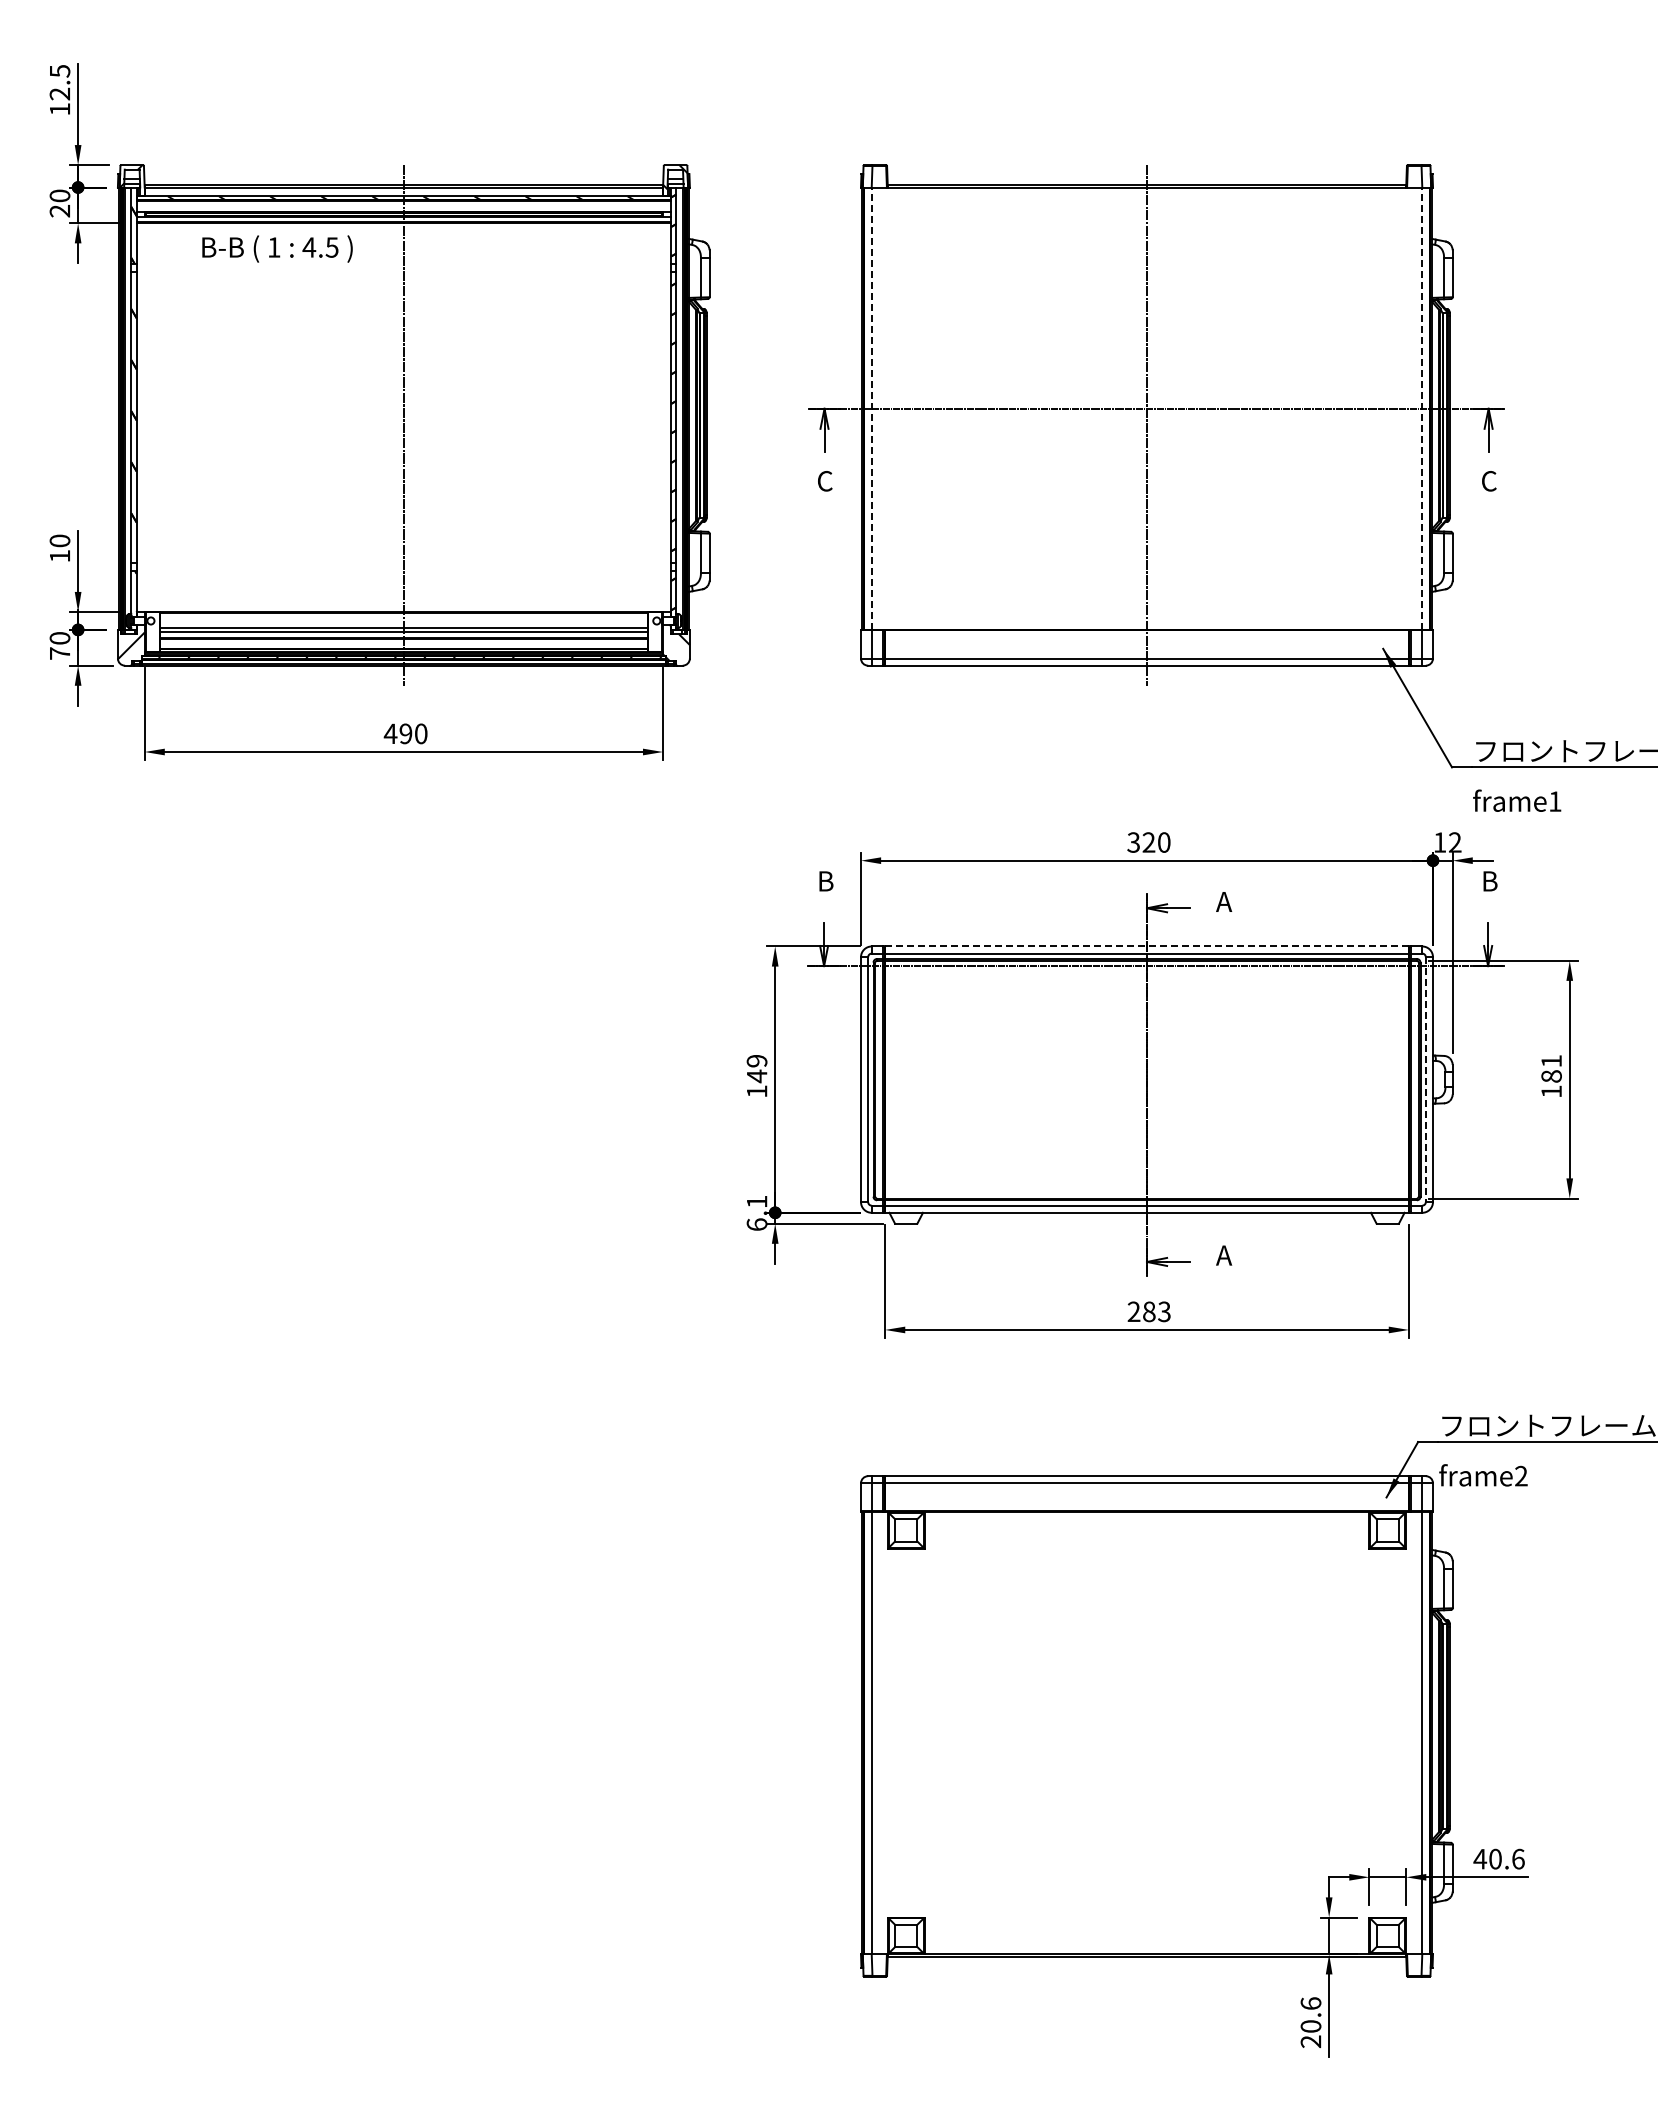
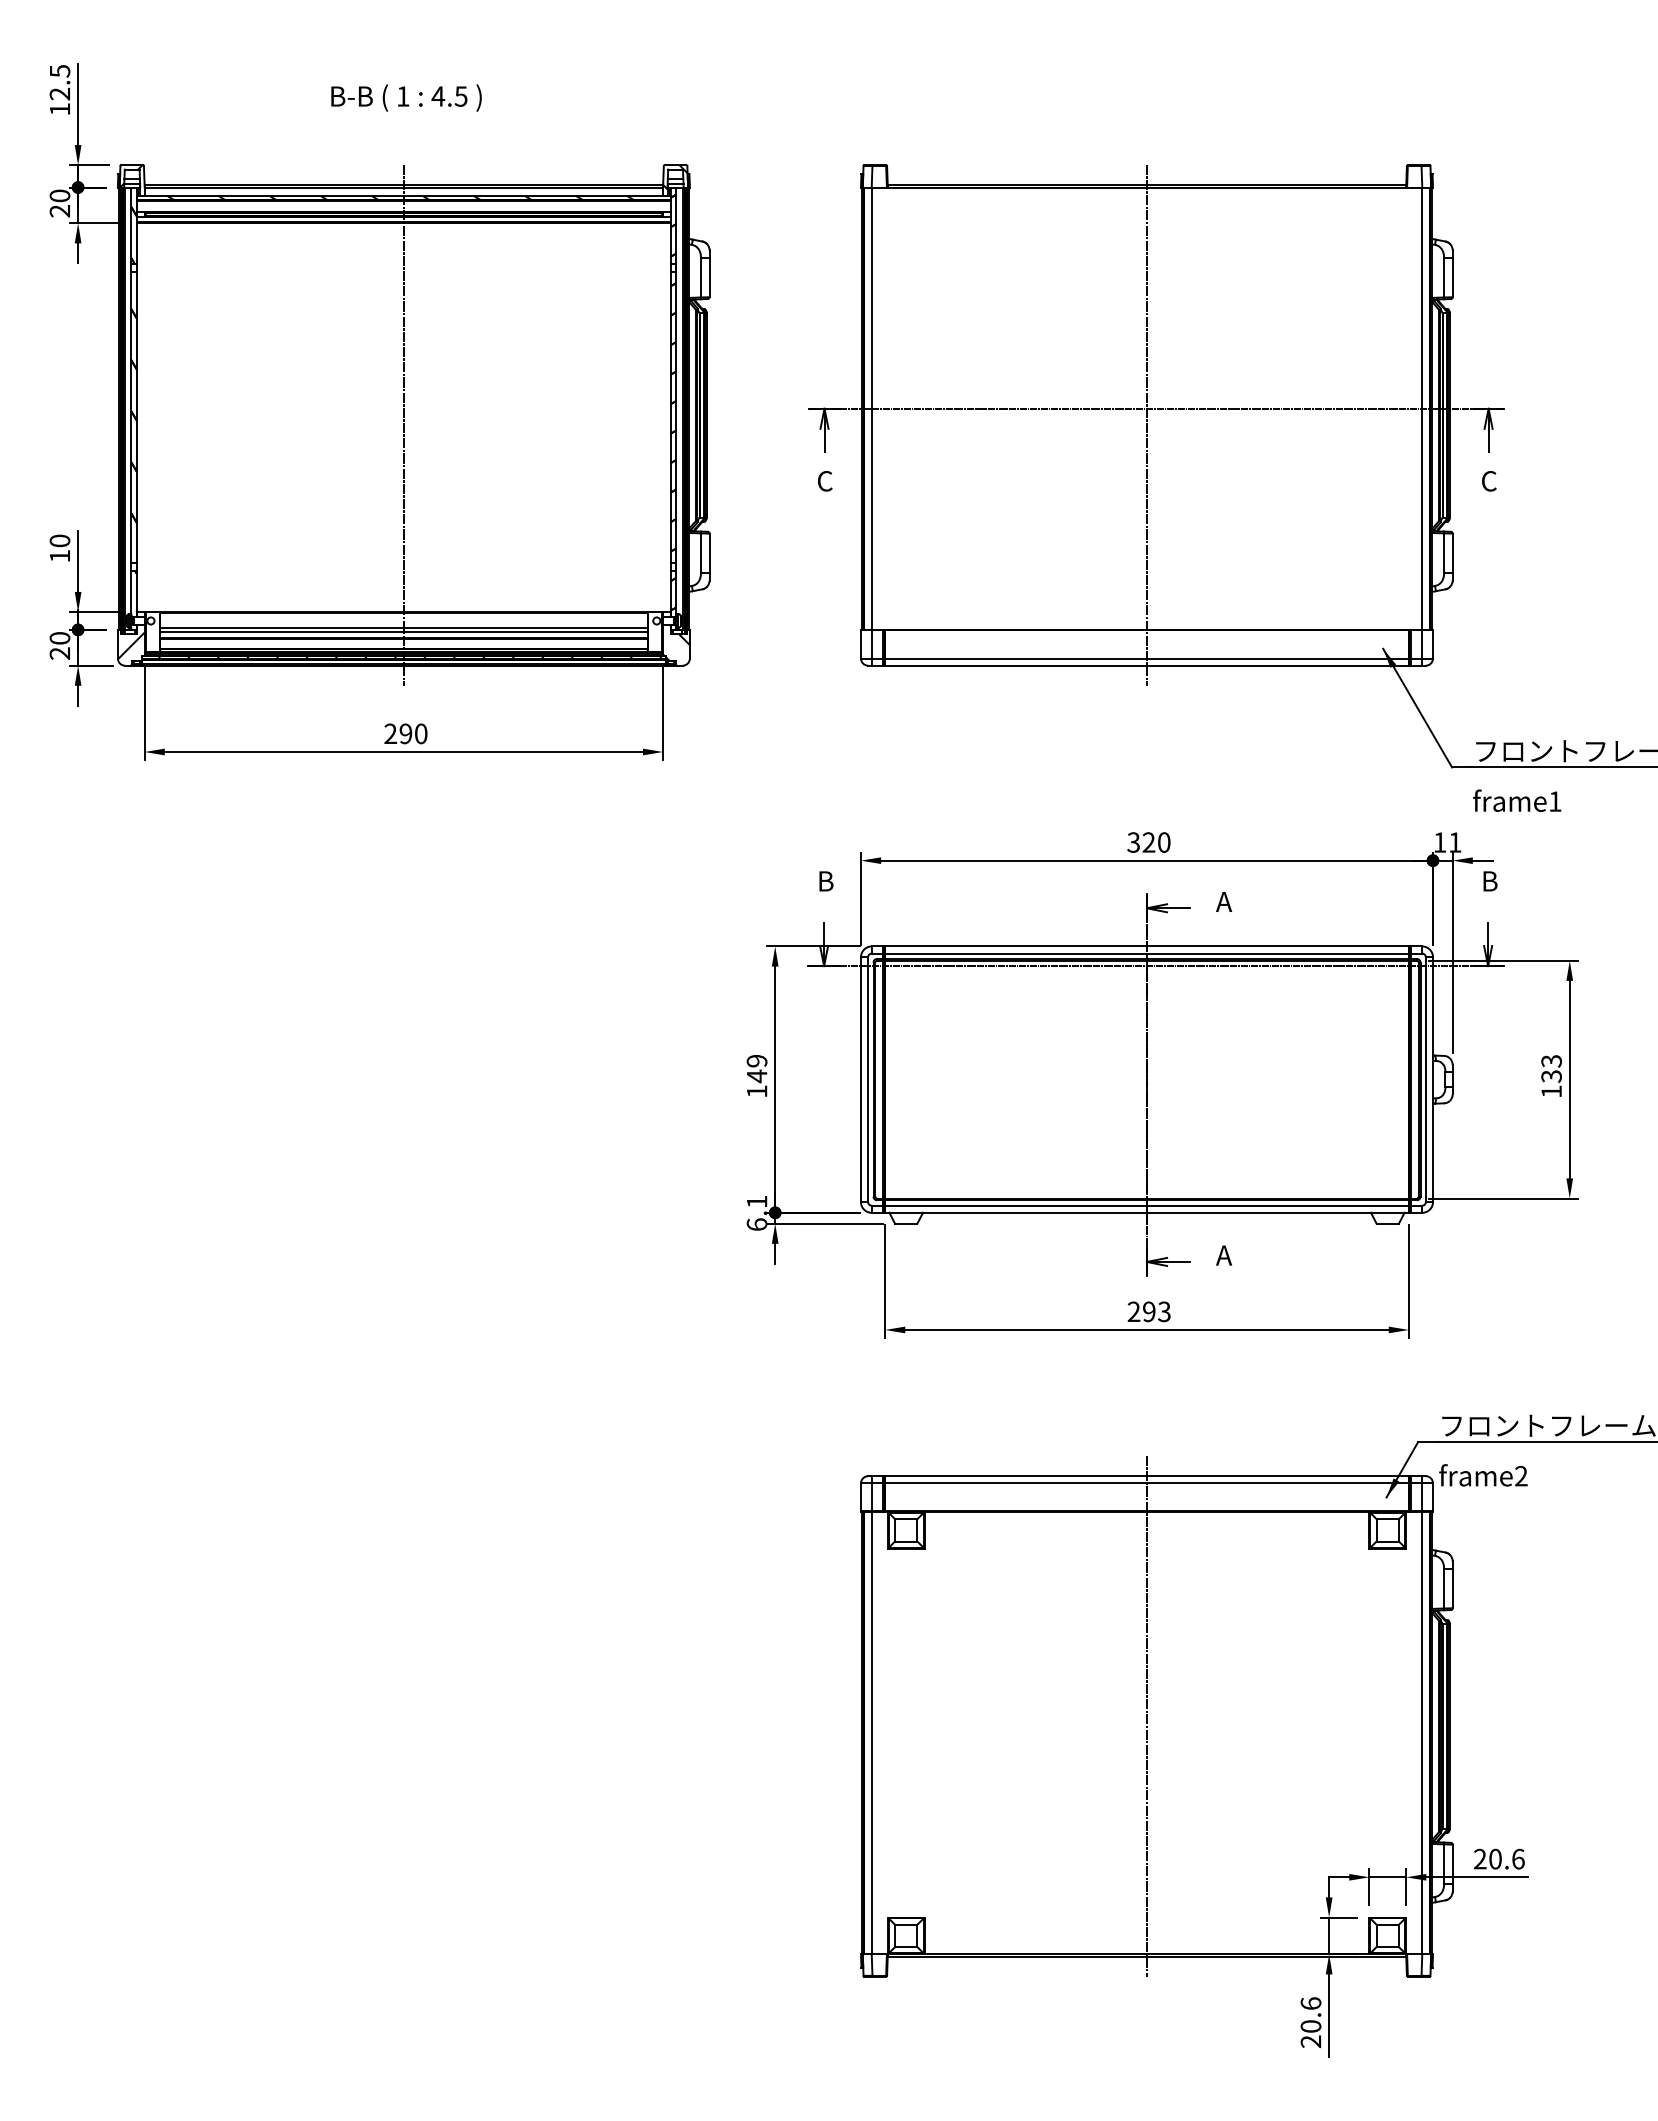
text position: (277, 248) -> (406, 97) (406, 97)
line: dashed -> solid (872, 408)
line: dashed -> solid (1421, 408)
text: 70 -> 20 (59, 653)
text: 490 -> 290 (390, 733)
text: 12 -> 11 (1455, 842)
line: dashed -> solid (1147, 946)
text: 181 -> 133 (1551, 1068)
line: dashed -> solid (1425, 1080)
text: 283 -> 293 (1149, 1311)
line: none -> present (1147, 1716)
text: 40.6 -> 20.6 (1480, 1858)
